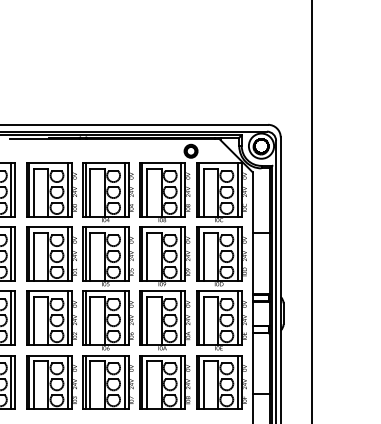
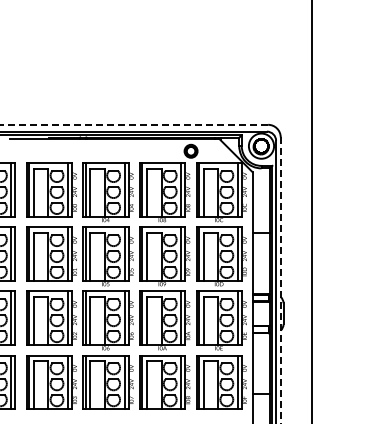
line: solid -> dashed (134, 124)
line: solid -> dashed (280, 280)
